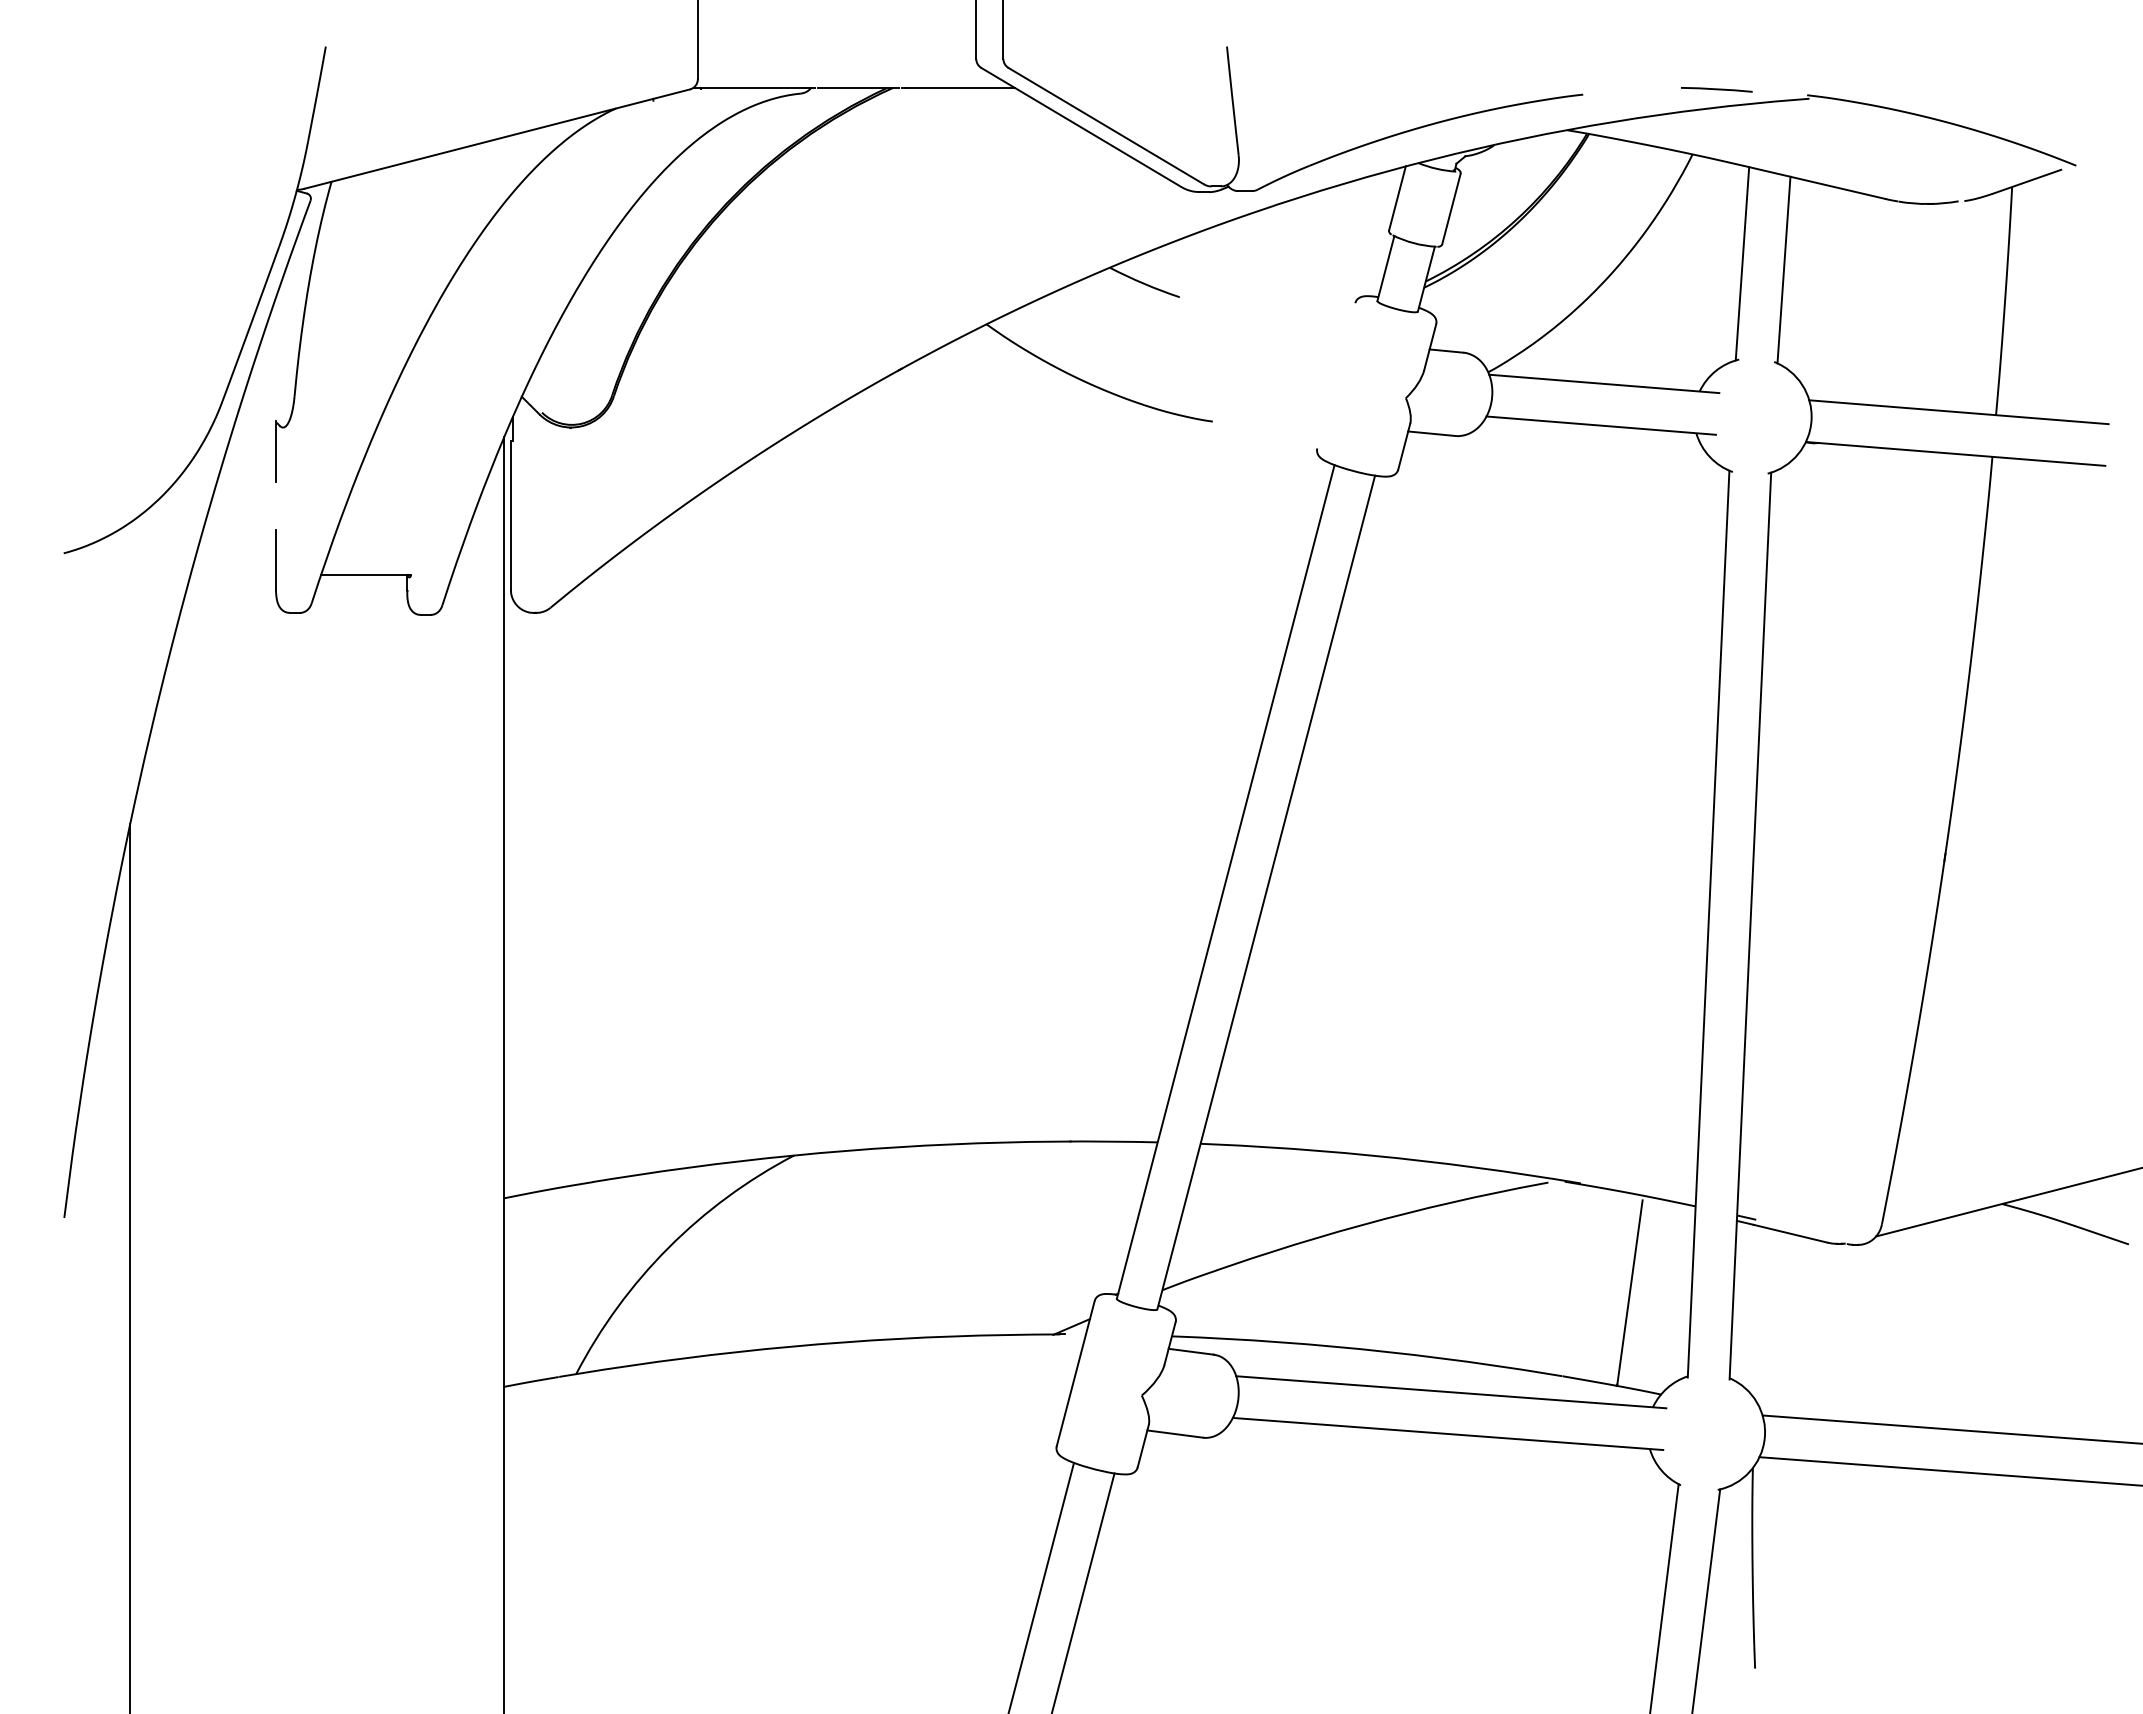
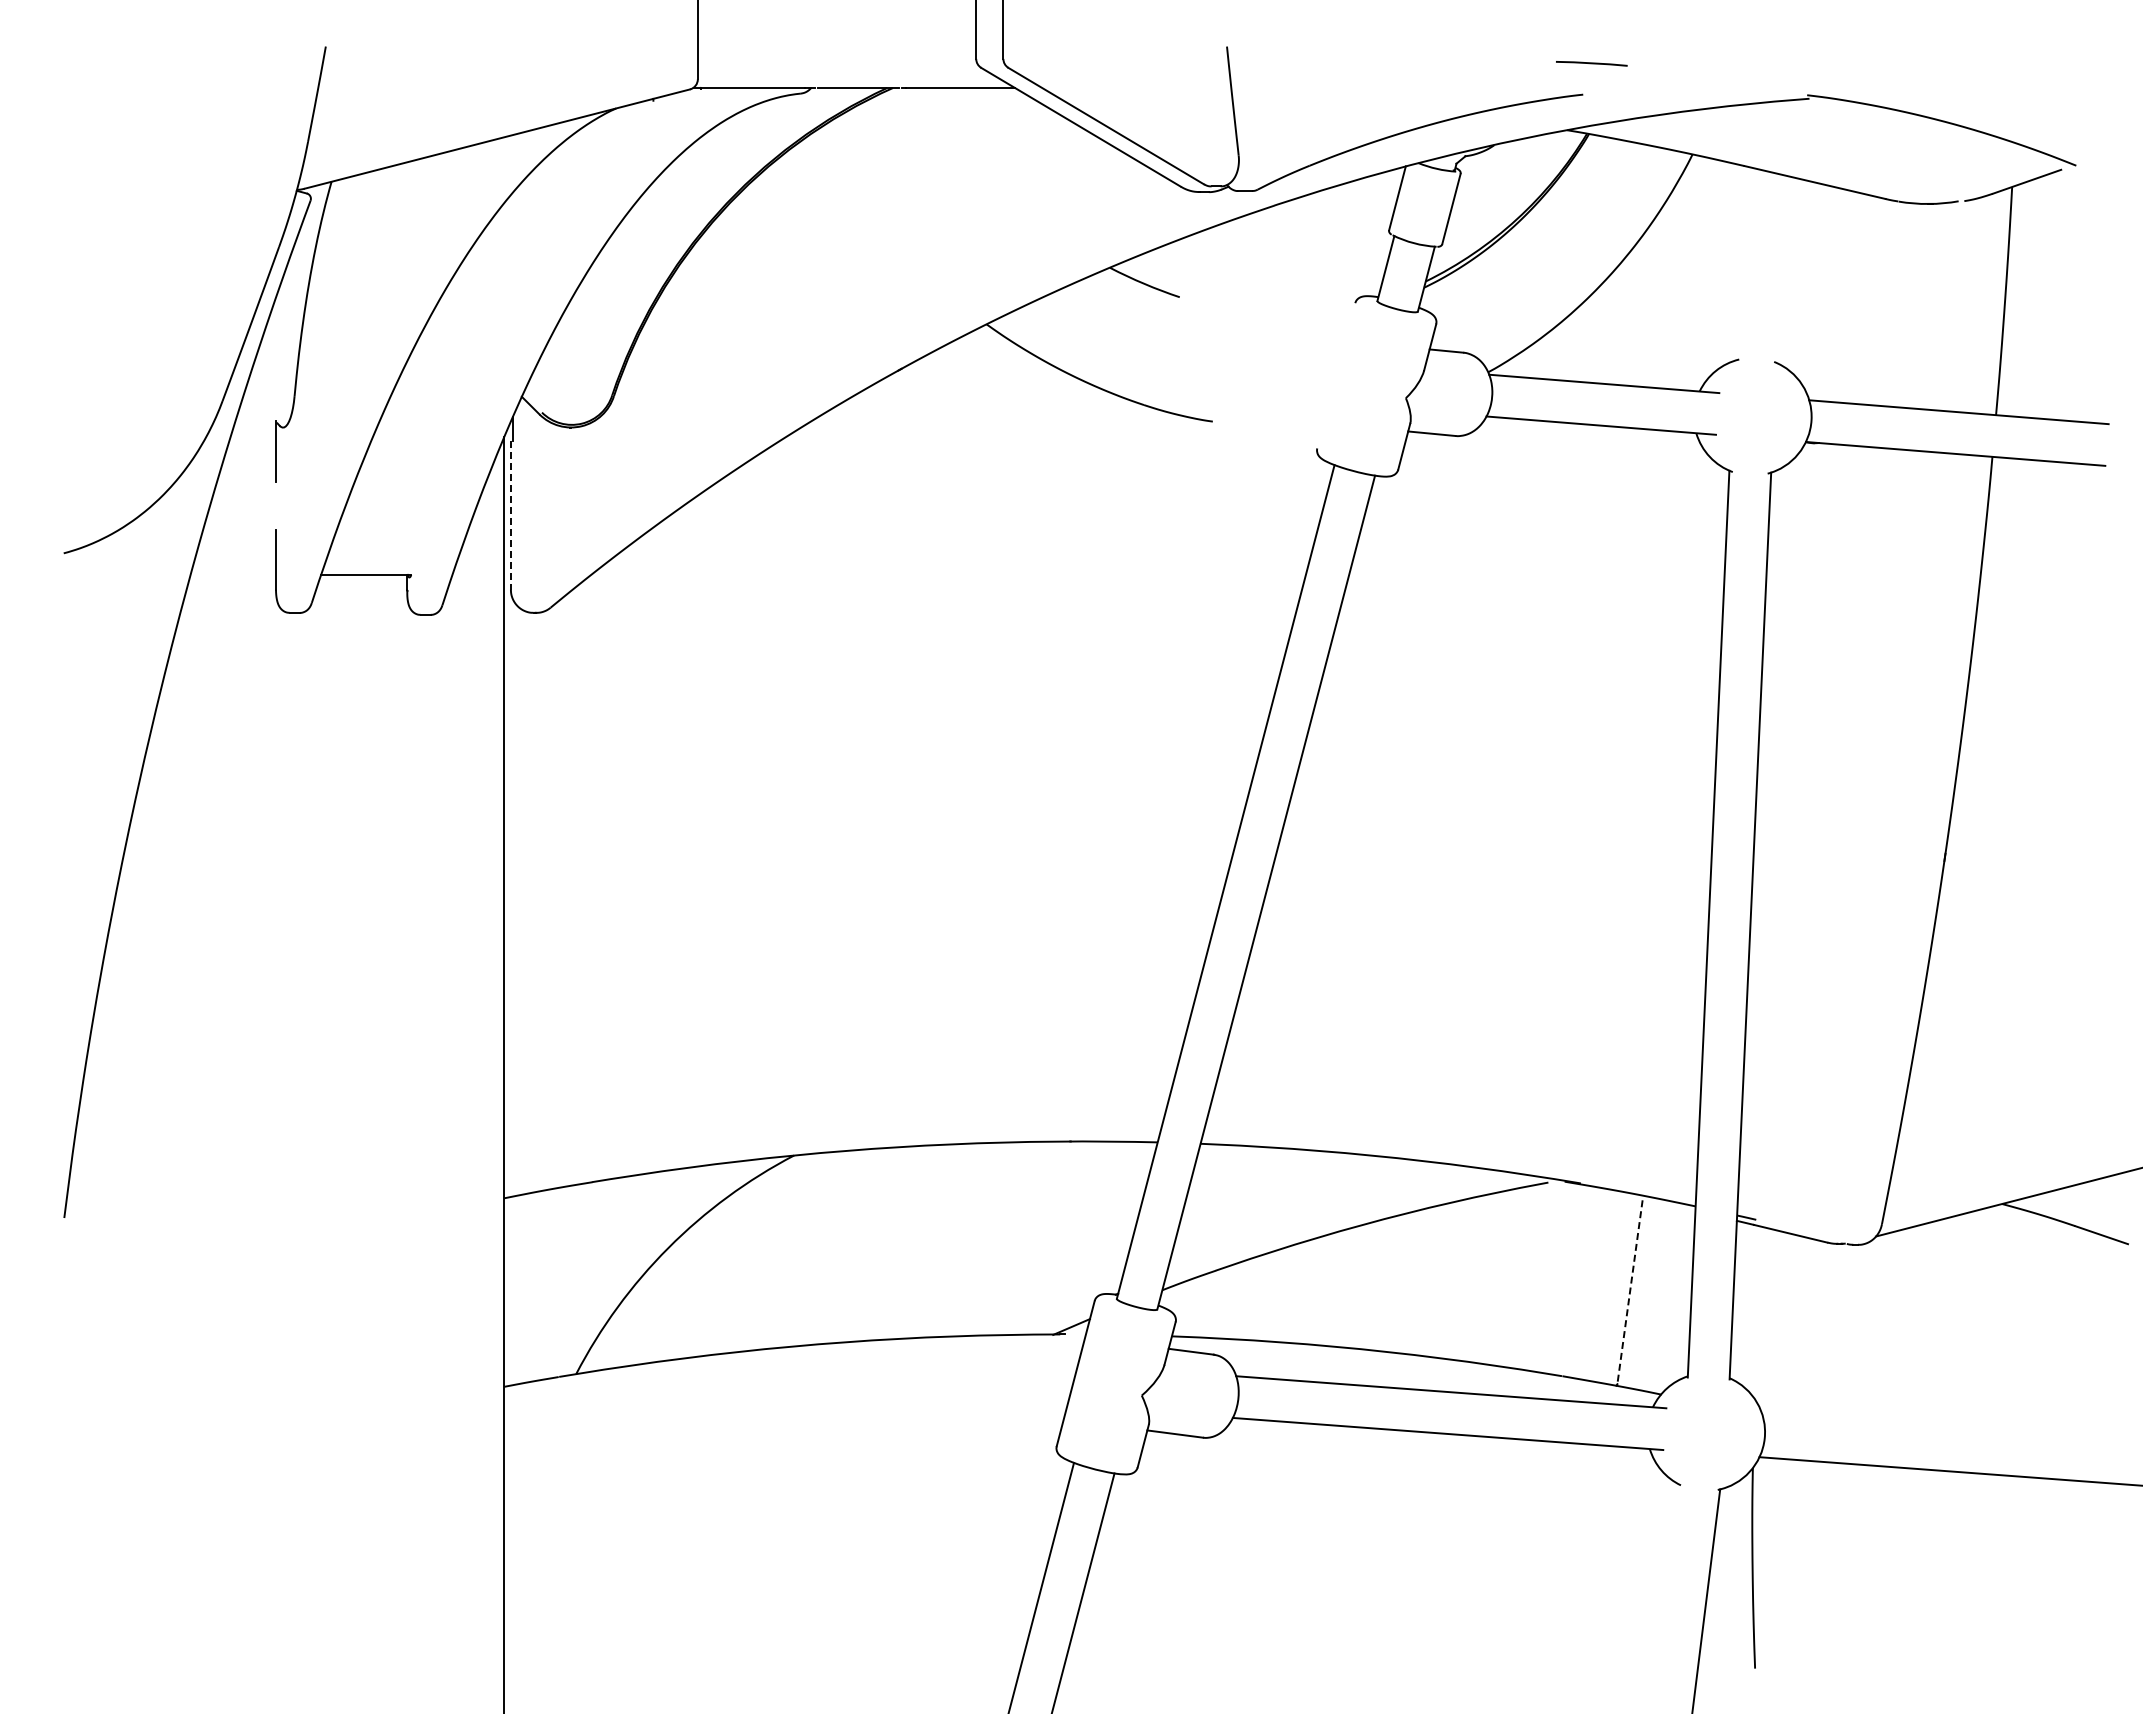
line position: (1716, 89) -> (1591, 63) (1591, 63)
line: present -> none (1742, 263)
line: present -> none (1783, 269)
line: solid -> dashed (510, 515)
line: present -> none (130, 1266)
line: solid -> dashed (1629, 1293)
line: present -> none (1950, 1429)
line: present -> none (1664, 1597)
